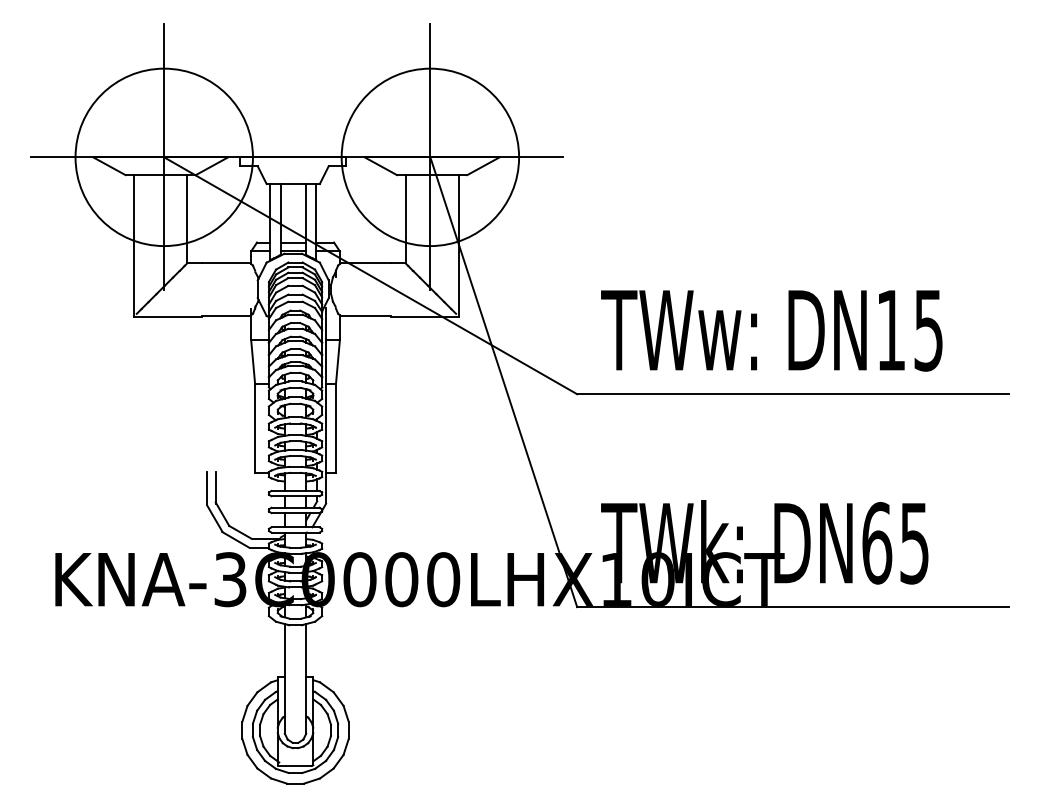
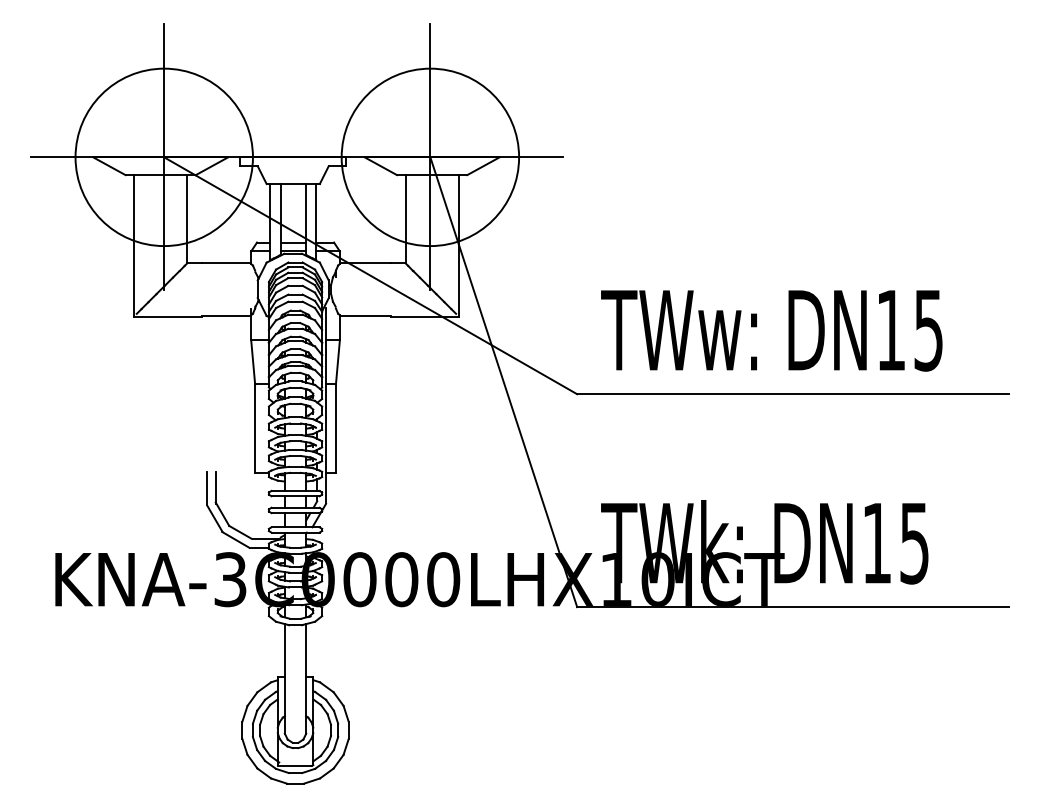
text: DN65 -> DN15 (877, 543)
